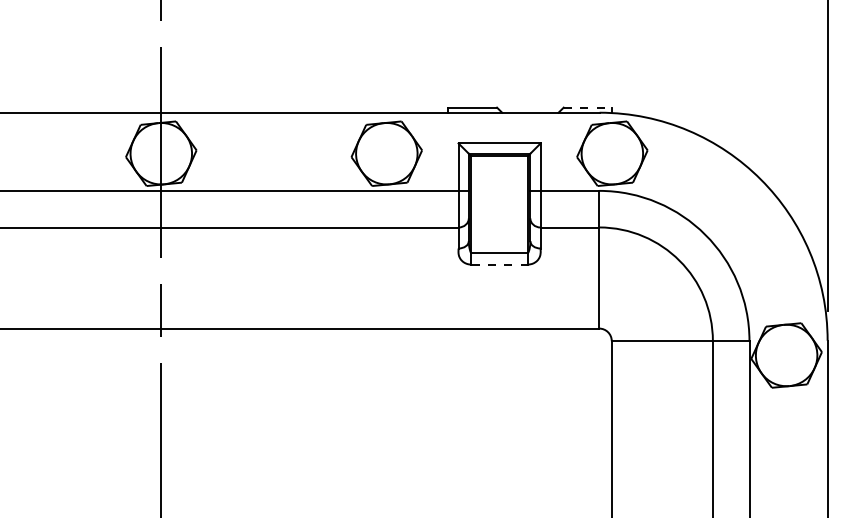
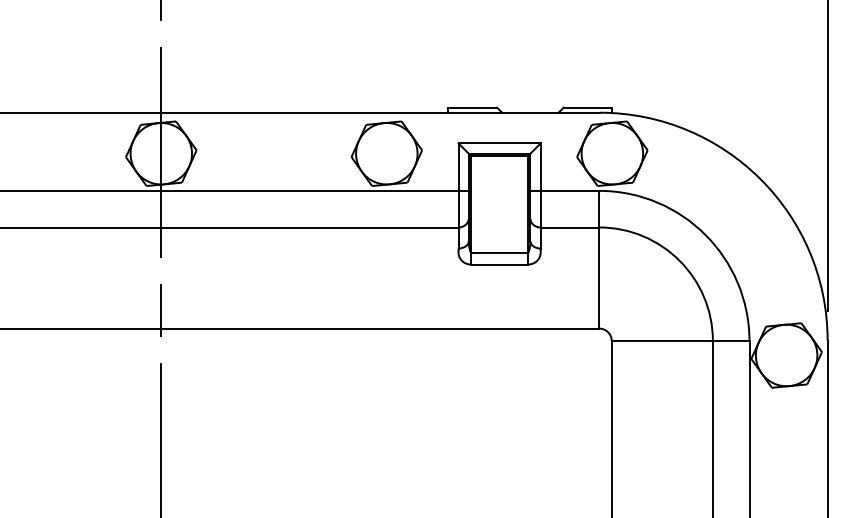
line: dashed -> solid (588, 107)
line: dashed -> solid (500, 264)
